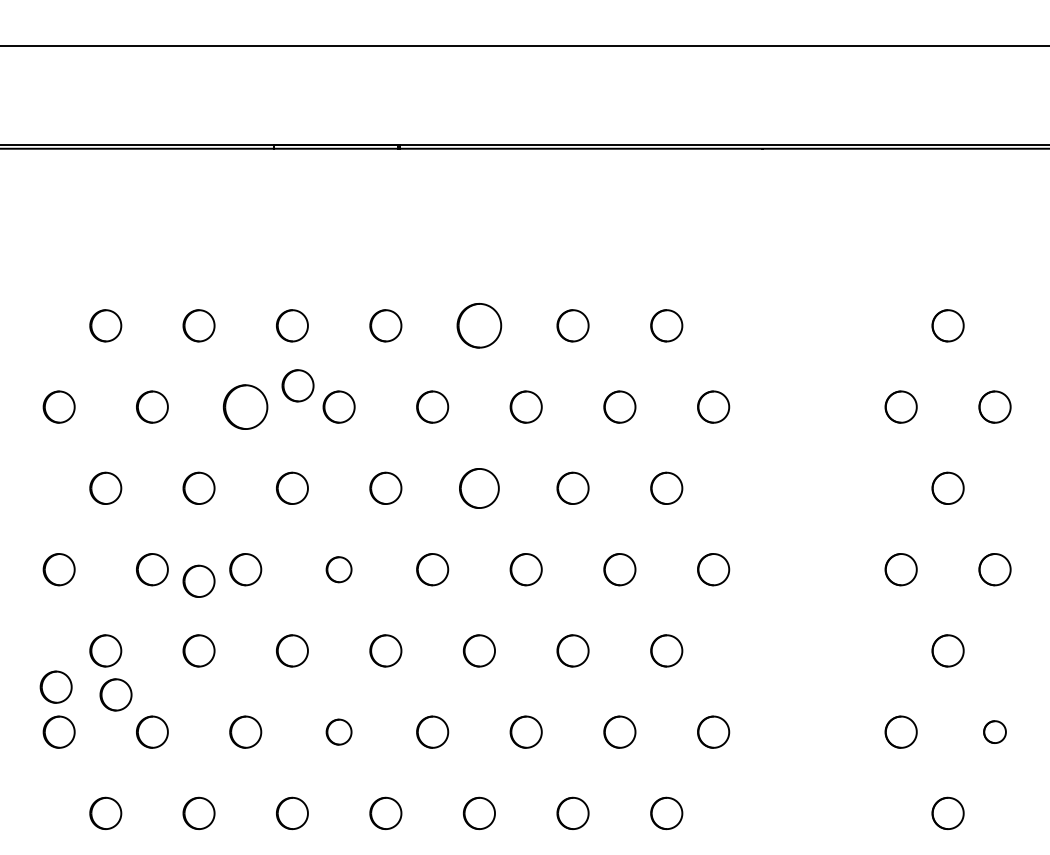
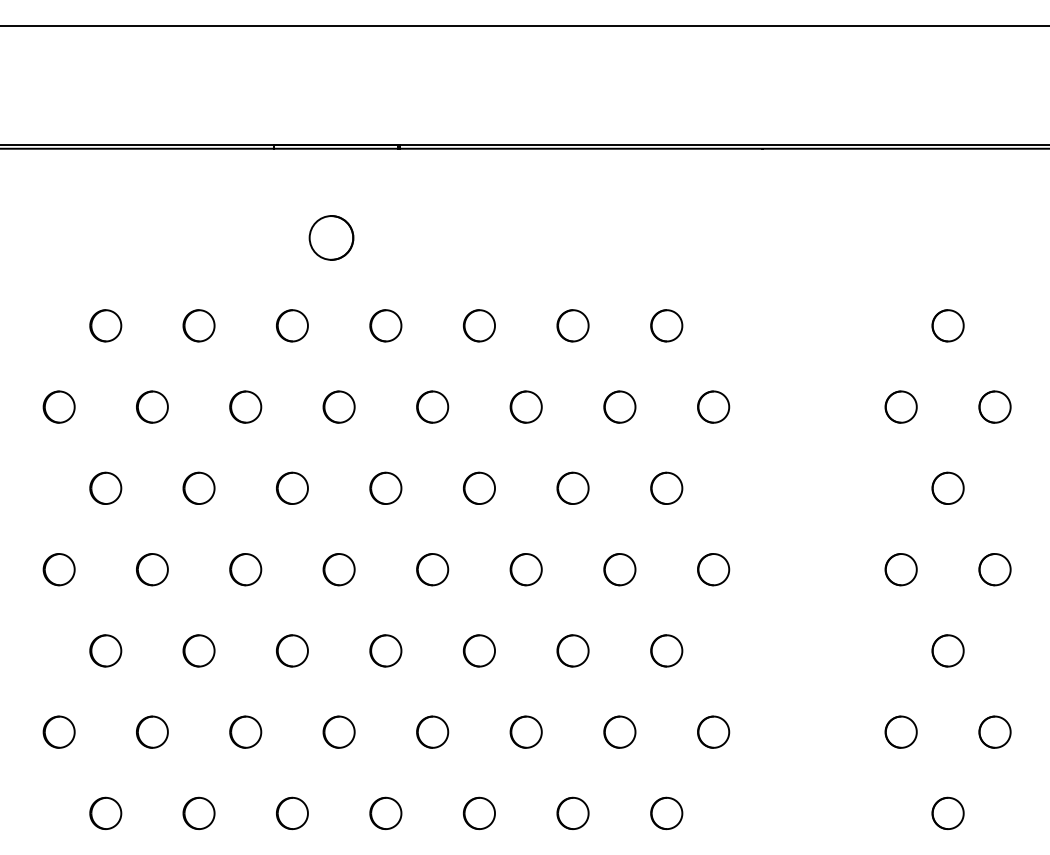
line position: (524, 45) -> (524, 25) (524, 25)
part: none -> present (331, 237)
part size: 47x46 px -> 33x34 px (479, 325)
part: present -> none (297, 385)
part size: 47x46 px -> 34x34 px (245, 406)
part size: 41x41 px -> 33x34 px (479, 487)
part size: 28x28 px -> 34x34 px (338, 569)
part: present -> none (198, 580)
part: present -> none (55, 686)
part: present -> none (115, 694)
part size: 28x28 px -> 34x34 px (338, 731)
part size: 24x24 px -> 34x34 px (994, 731)
